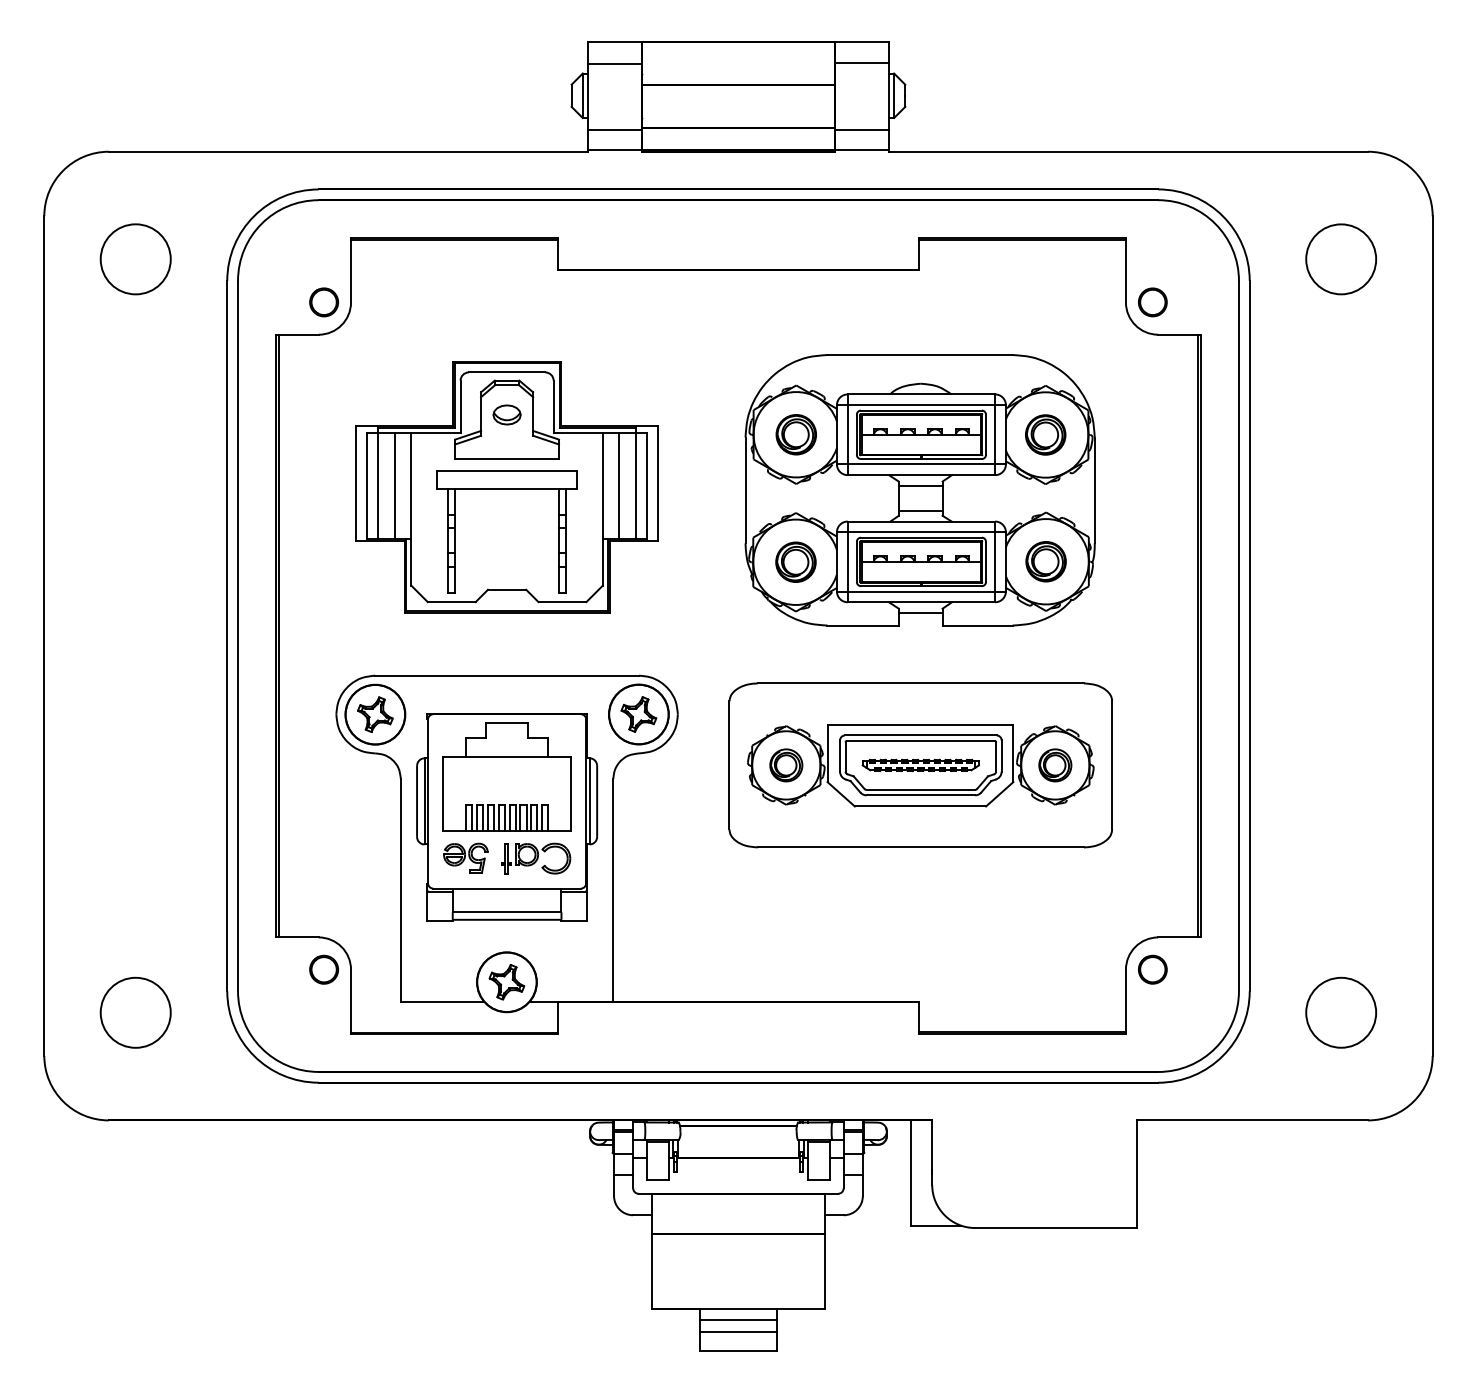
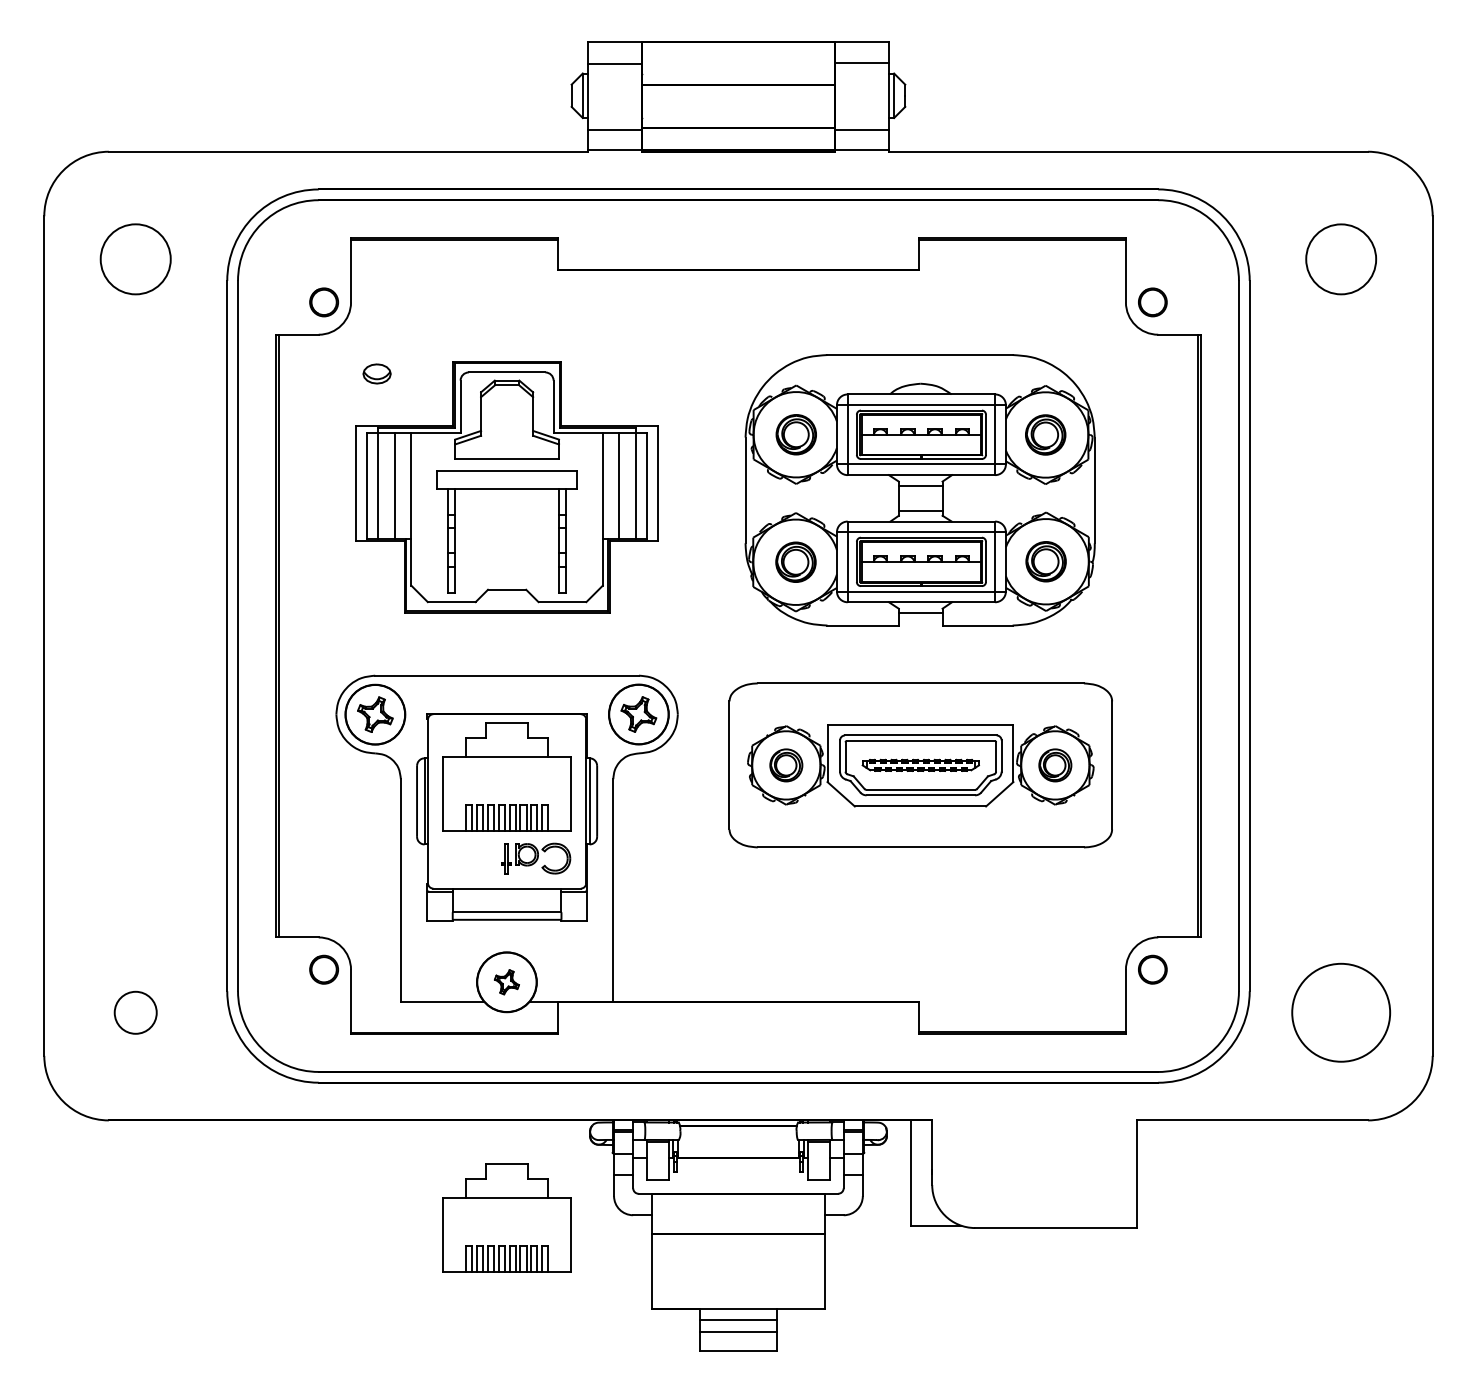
part position: (506, 414) -> (376, 373) (376, 373)
part: present -> none (465, 857)
part size: 38x37 px -> 26x27 px (506, 982)
circle diameter: 70 px -> 42 px (135, 1012)
circle diameter: 70 px -> 98 px (1341, 1012)
part: none -> present (506, 1217)
